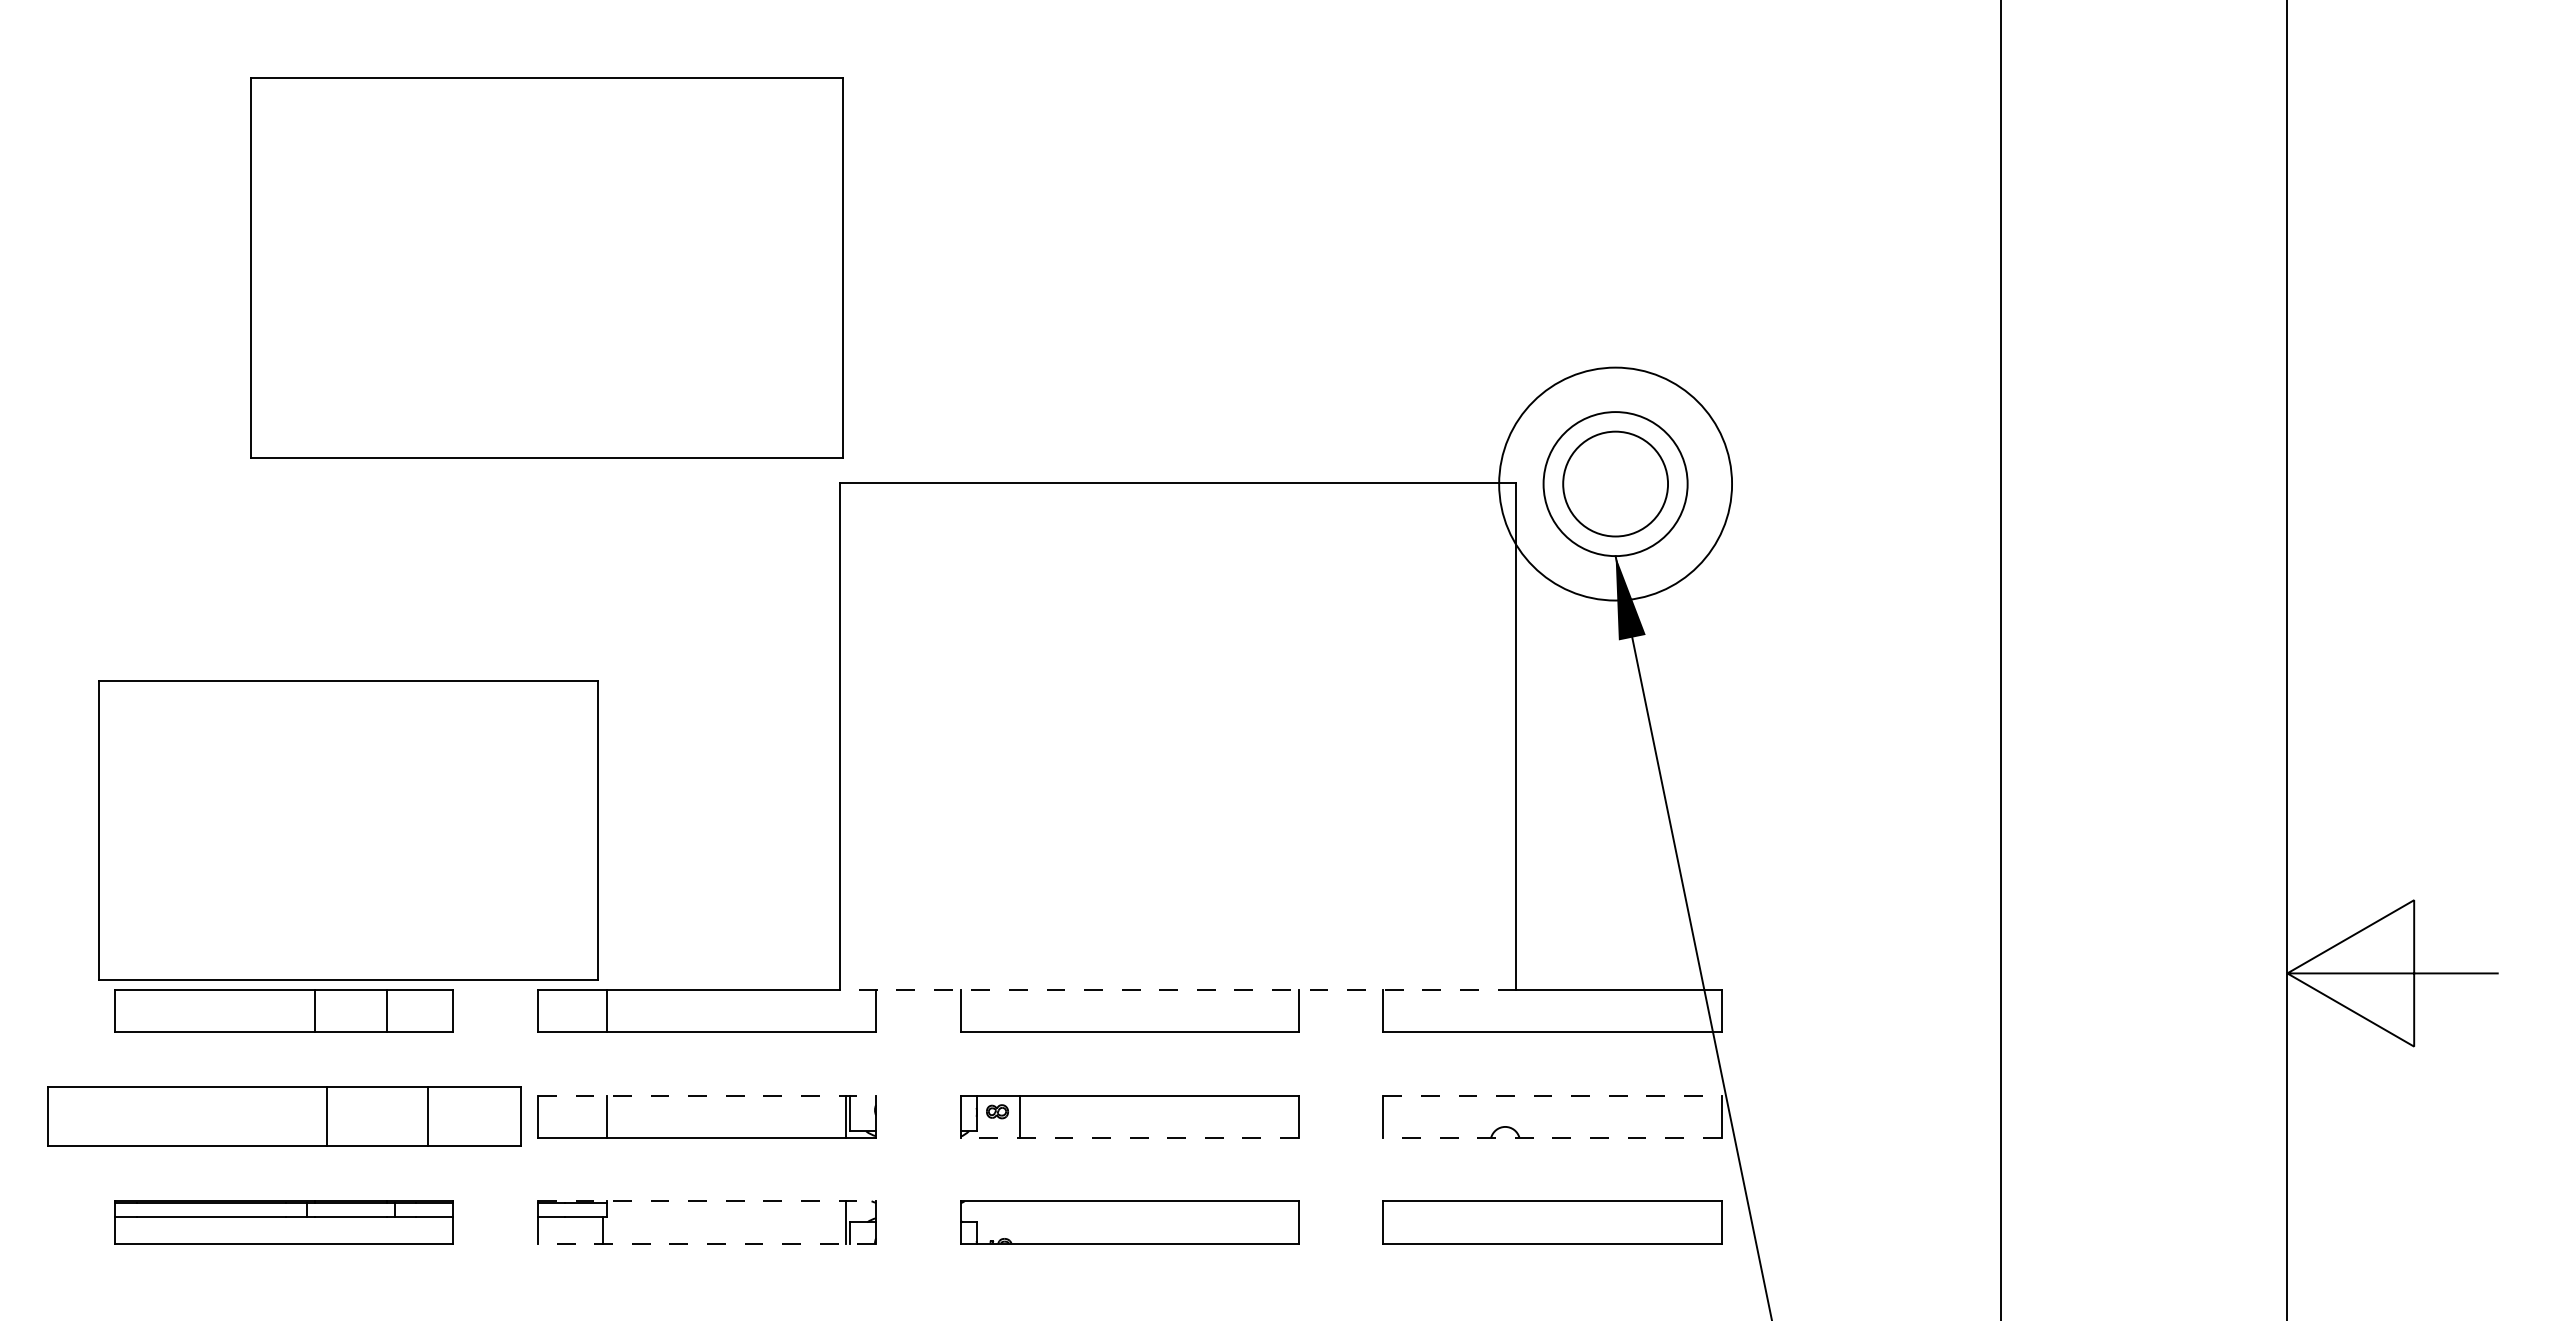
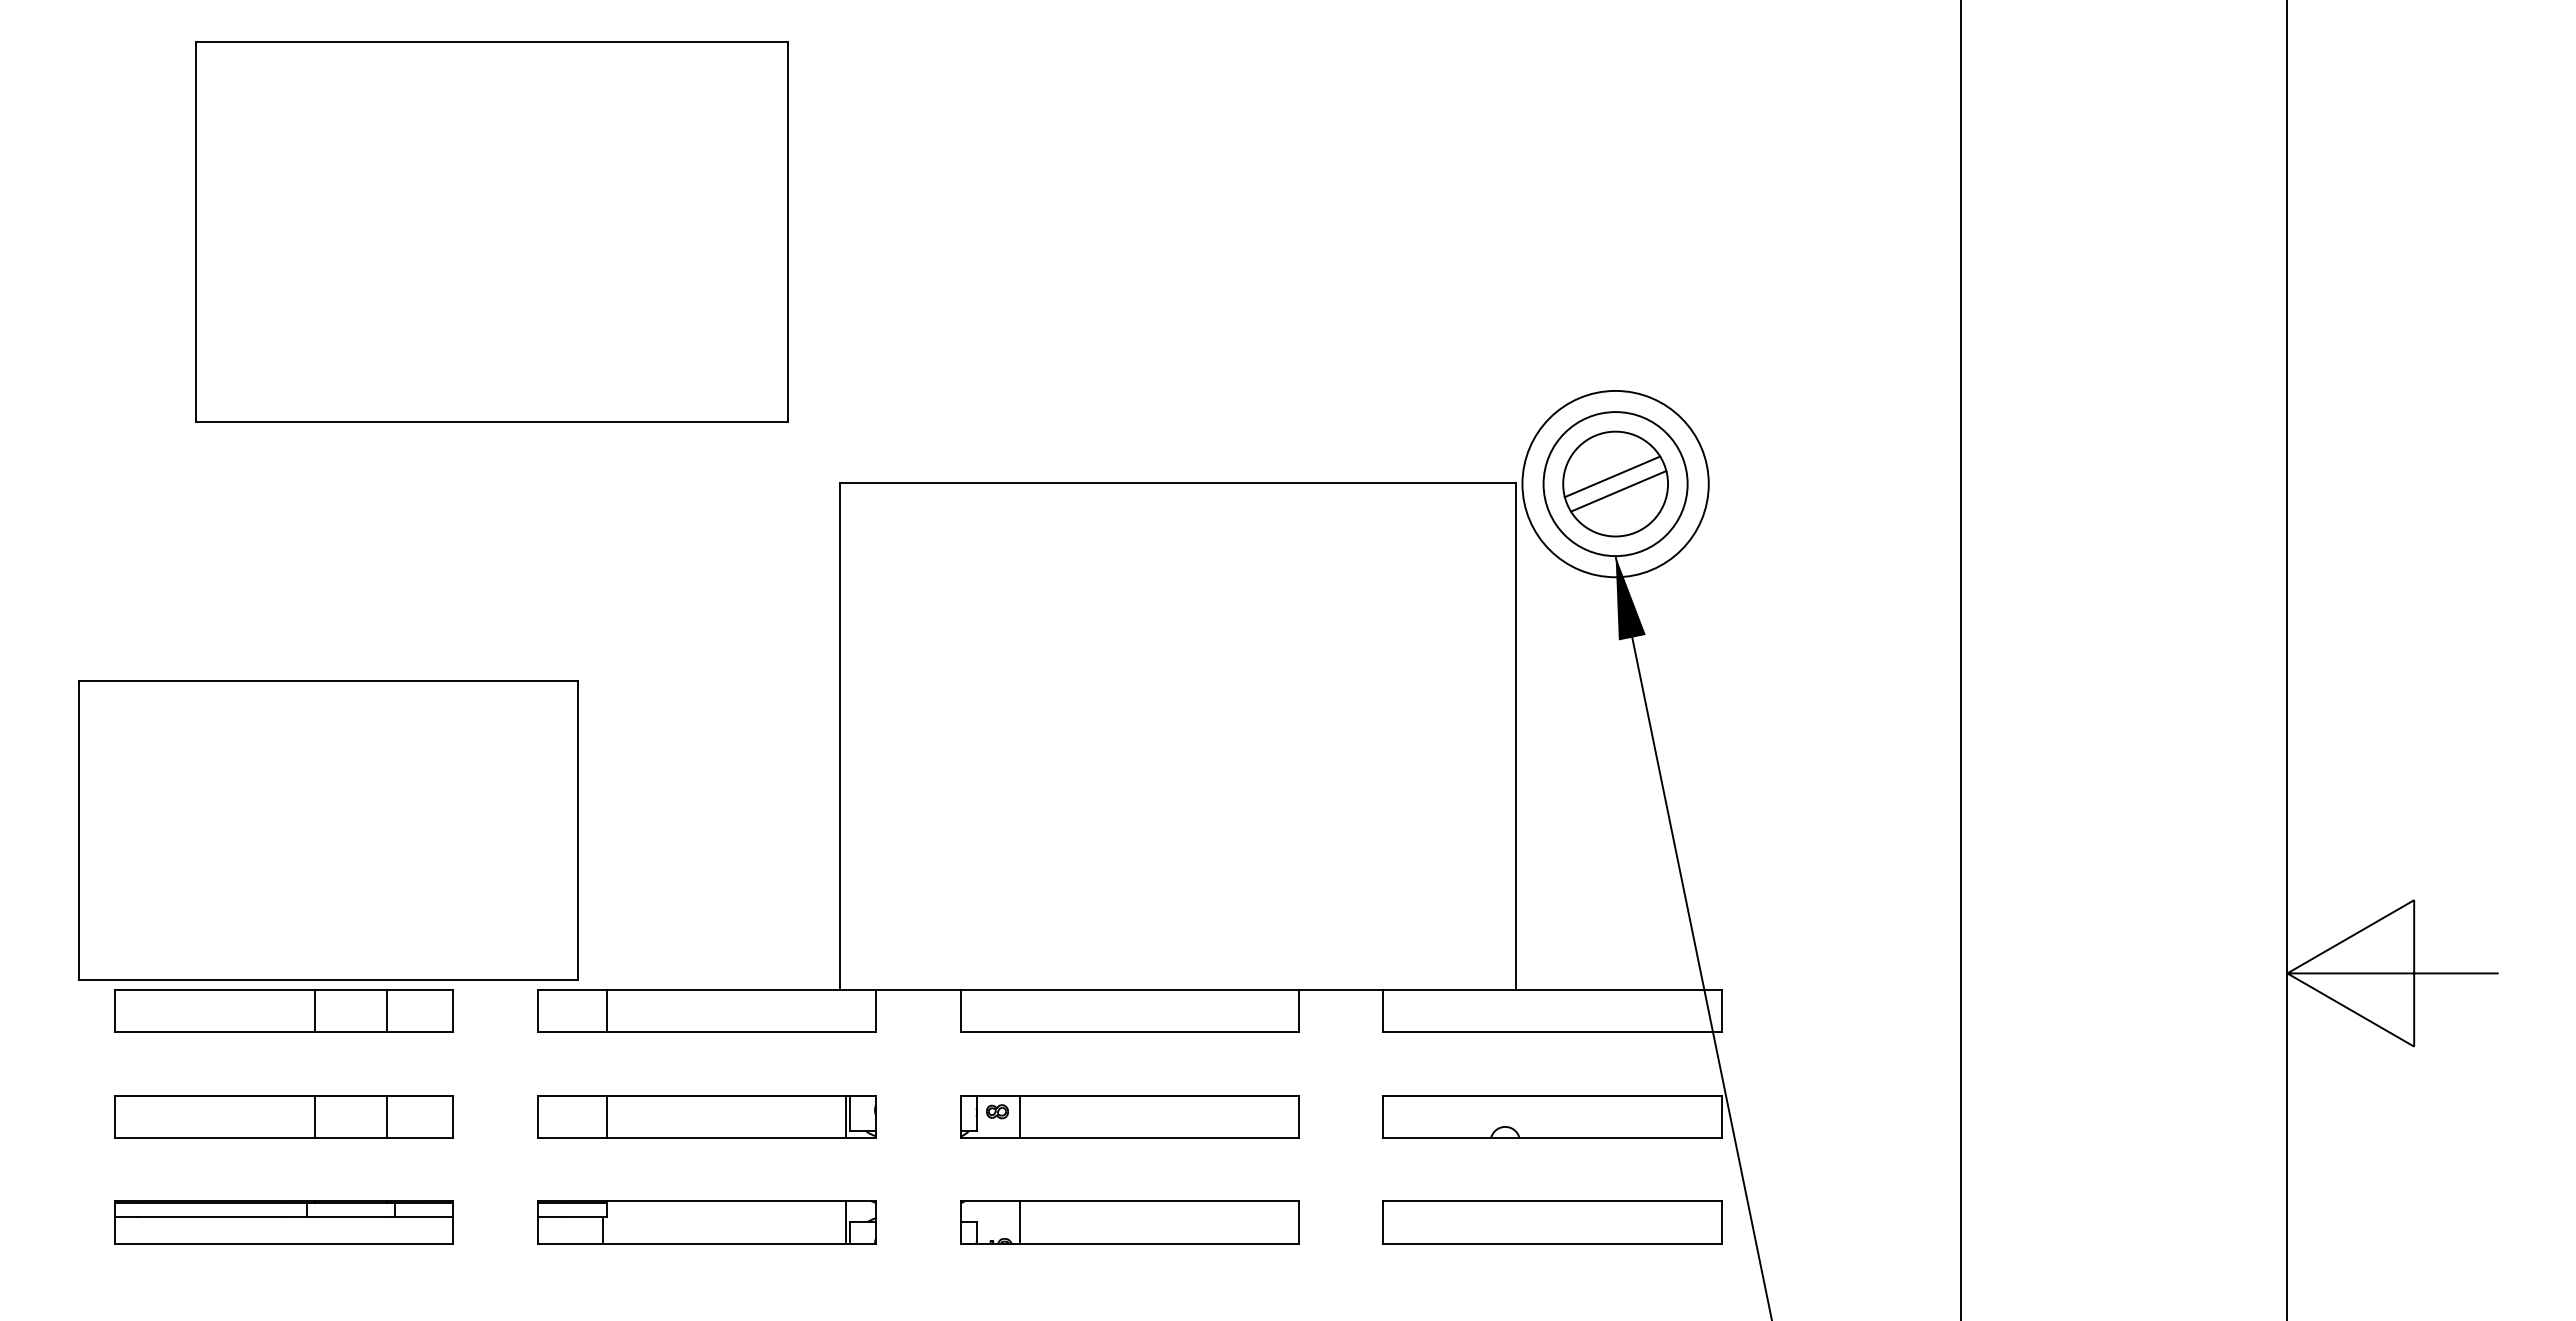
part position: (546, 267) -> (491, 231) (491, 231)
line: none -> present (1612, 476)
circle diameter: 233 px -> 186 px (1615, 483)
line: none -> present (1618, 491)
line position: (2001, 659) -> (1961, 659) (1961, 659)
part position: (348, 830) -> (328, 830) (328, 830)
line: dashed -> solid (1178, 989)
line: dashed -> solid (707, 1095)
line: dashed -> solid (1552, 1095)
part size: 475x61 px -> 340x44 px (283, 1116)
line: dashed -> solid (1129, 1137)
line: dashed -> solid (1551, 1137)
line: dashed -> solid (707, 1201)
line: none -> present (1019, 1222)
line: dashed -> solid (706, 1243)
